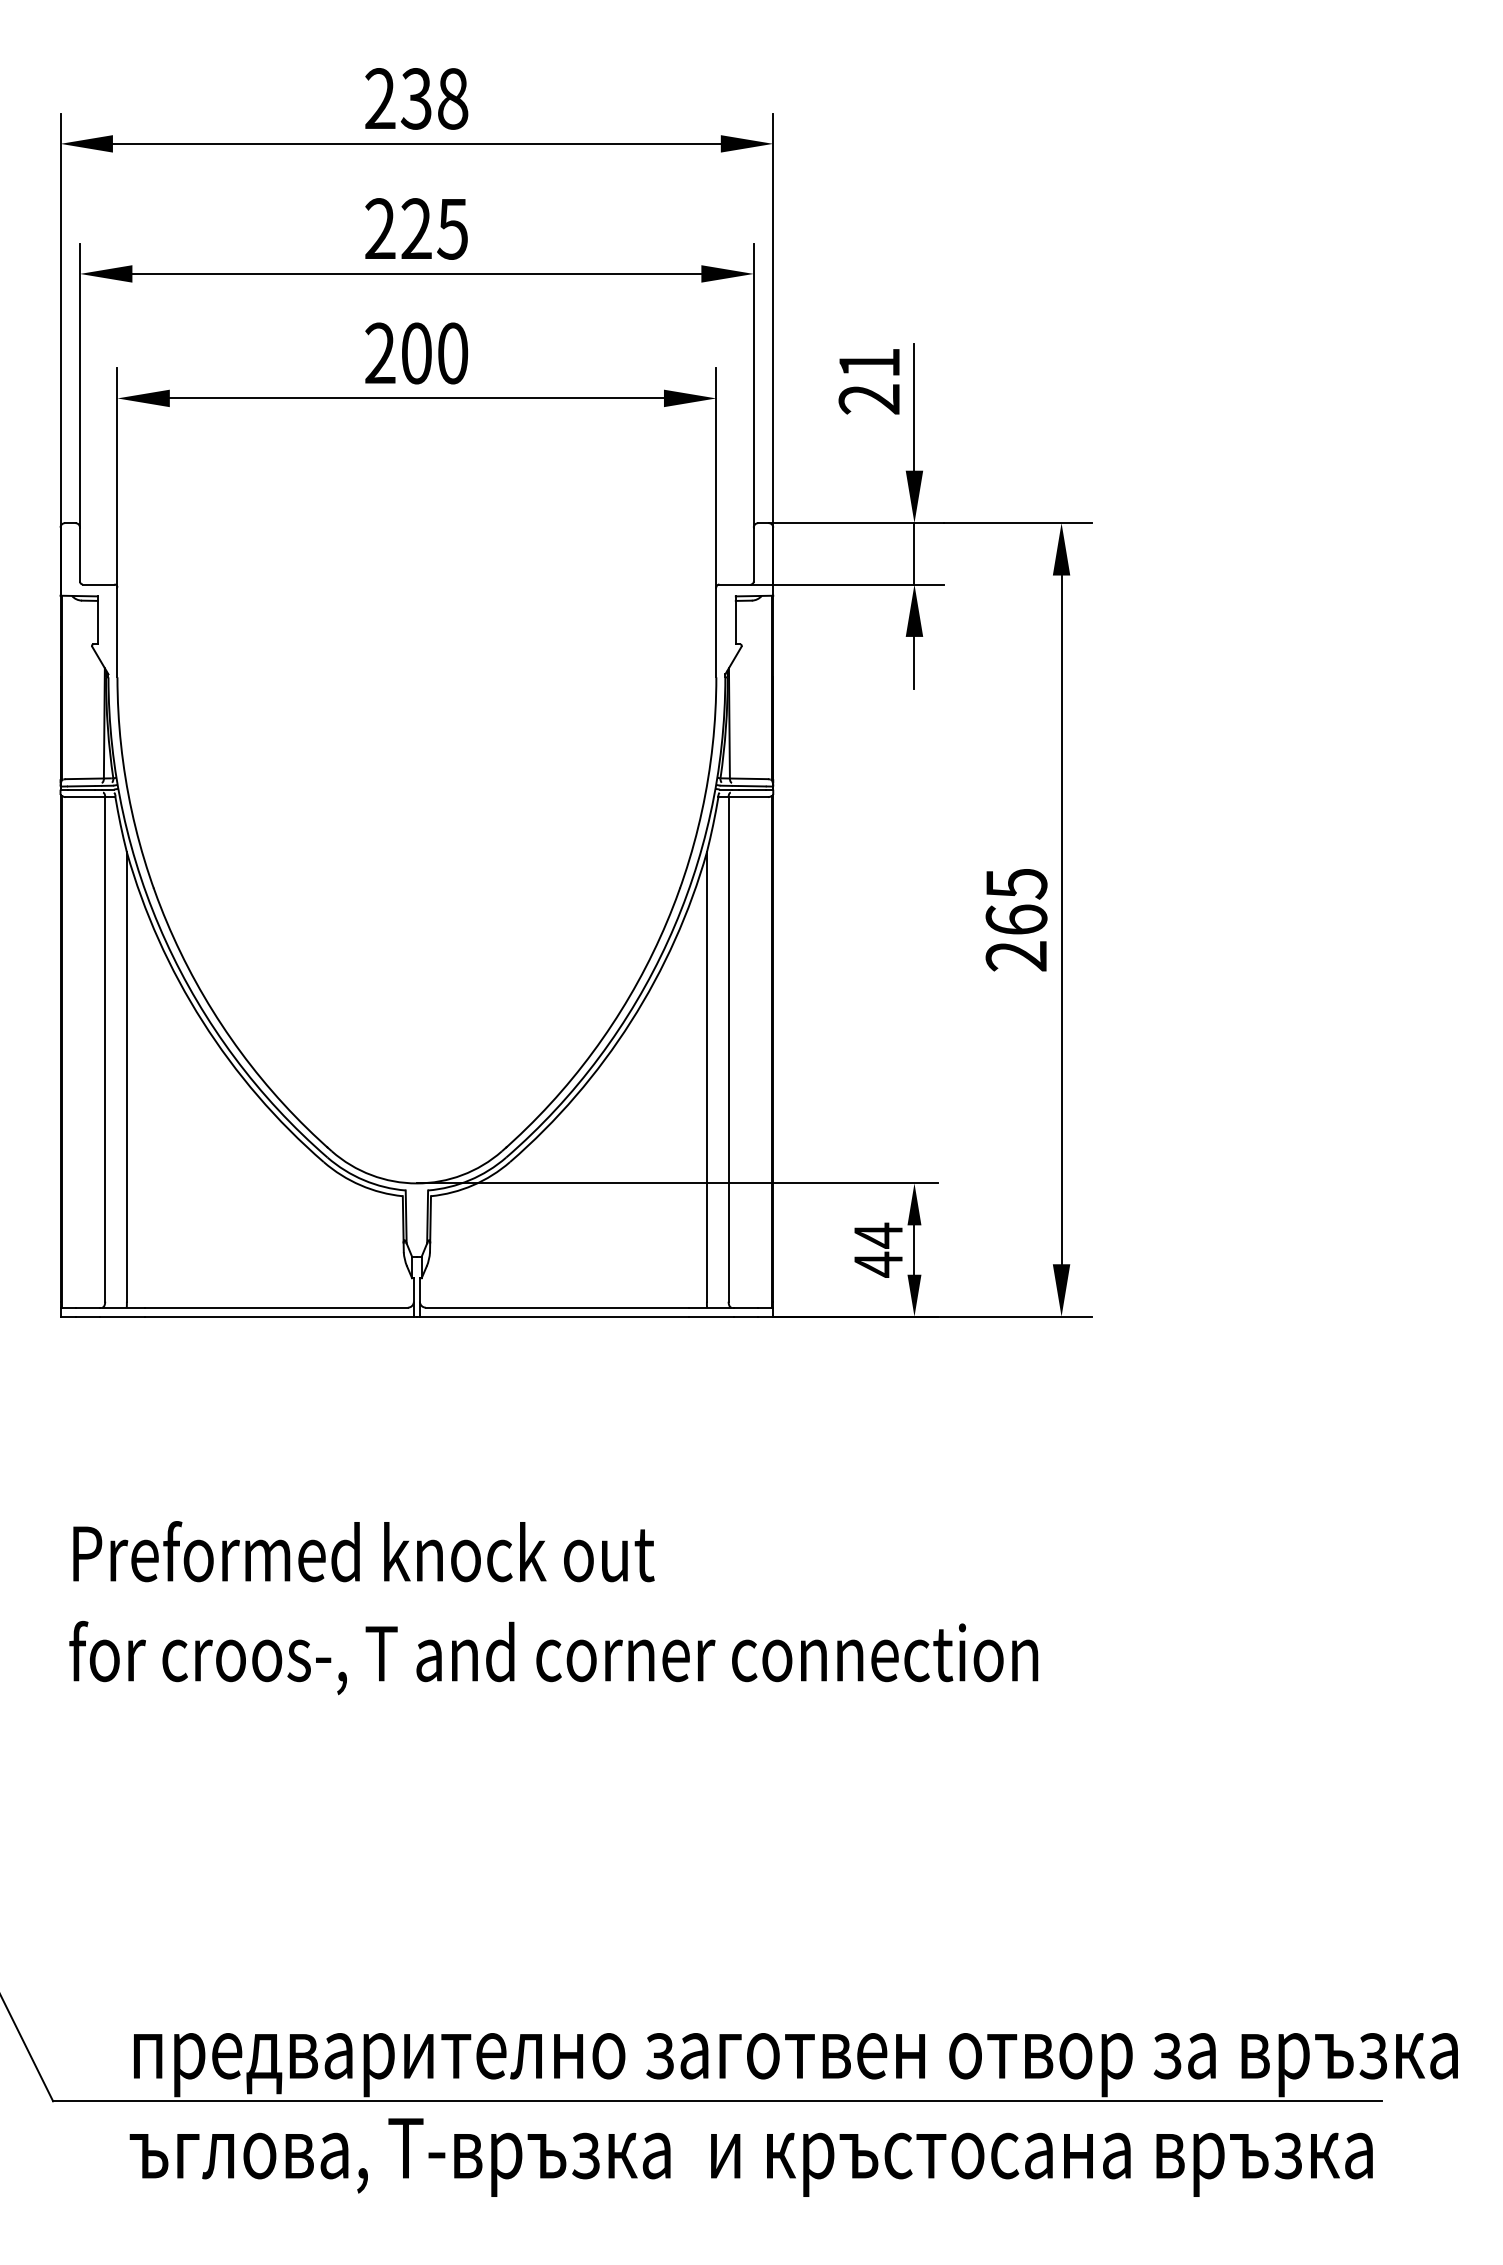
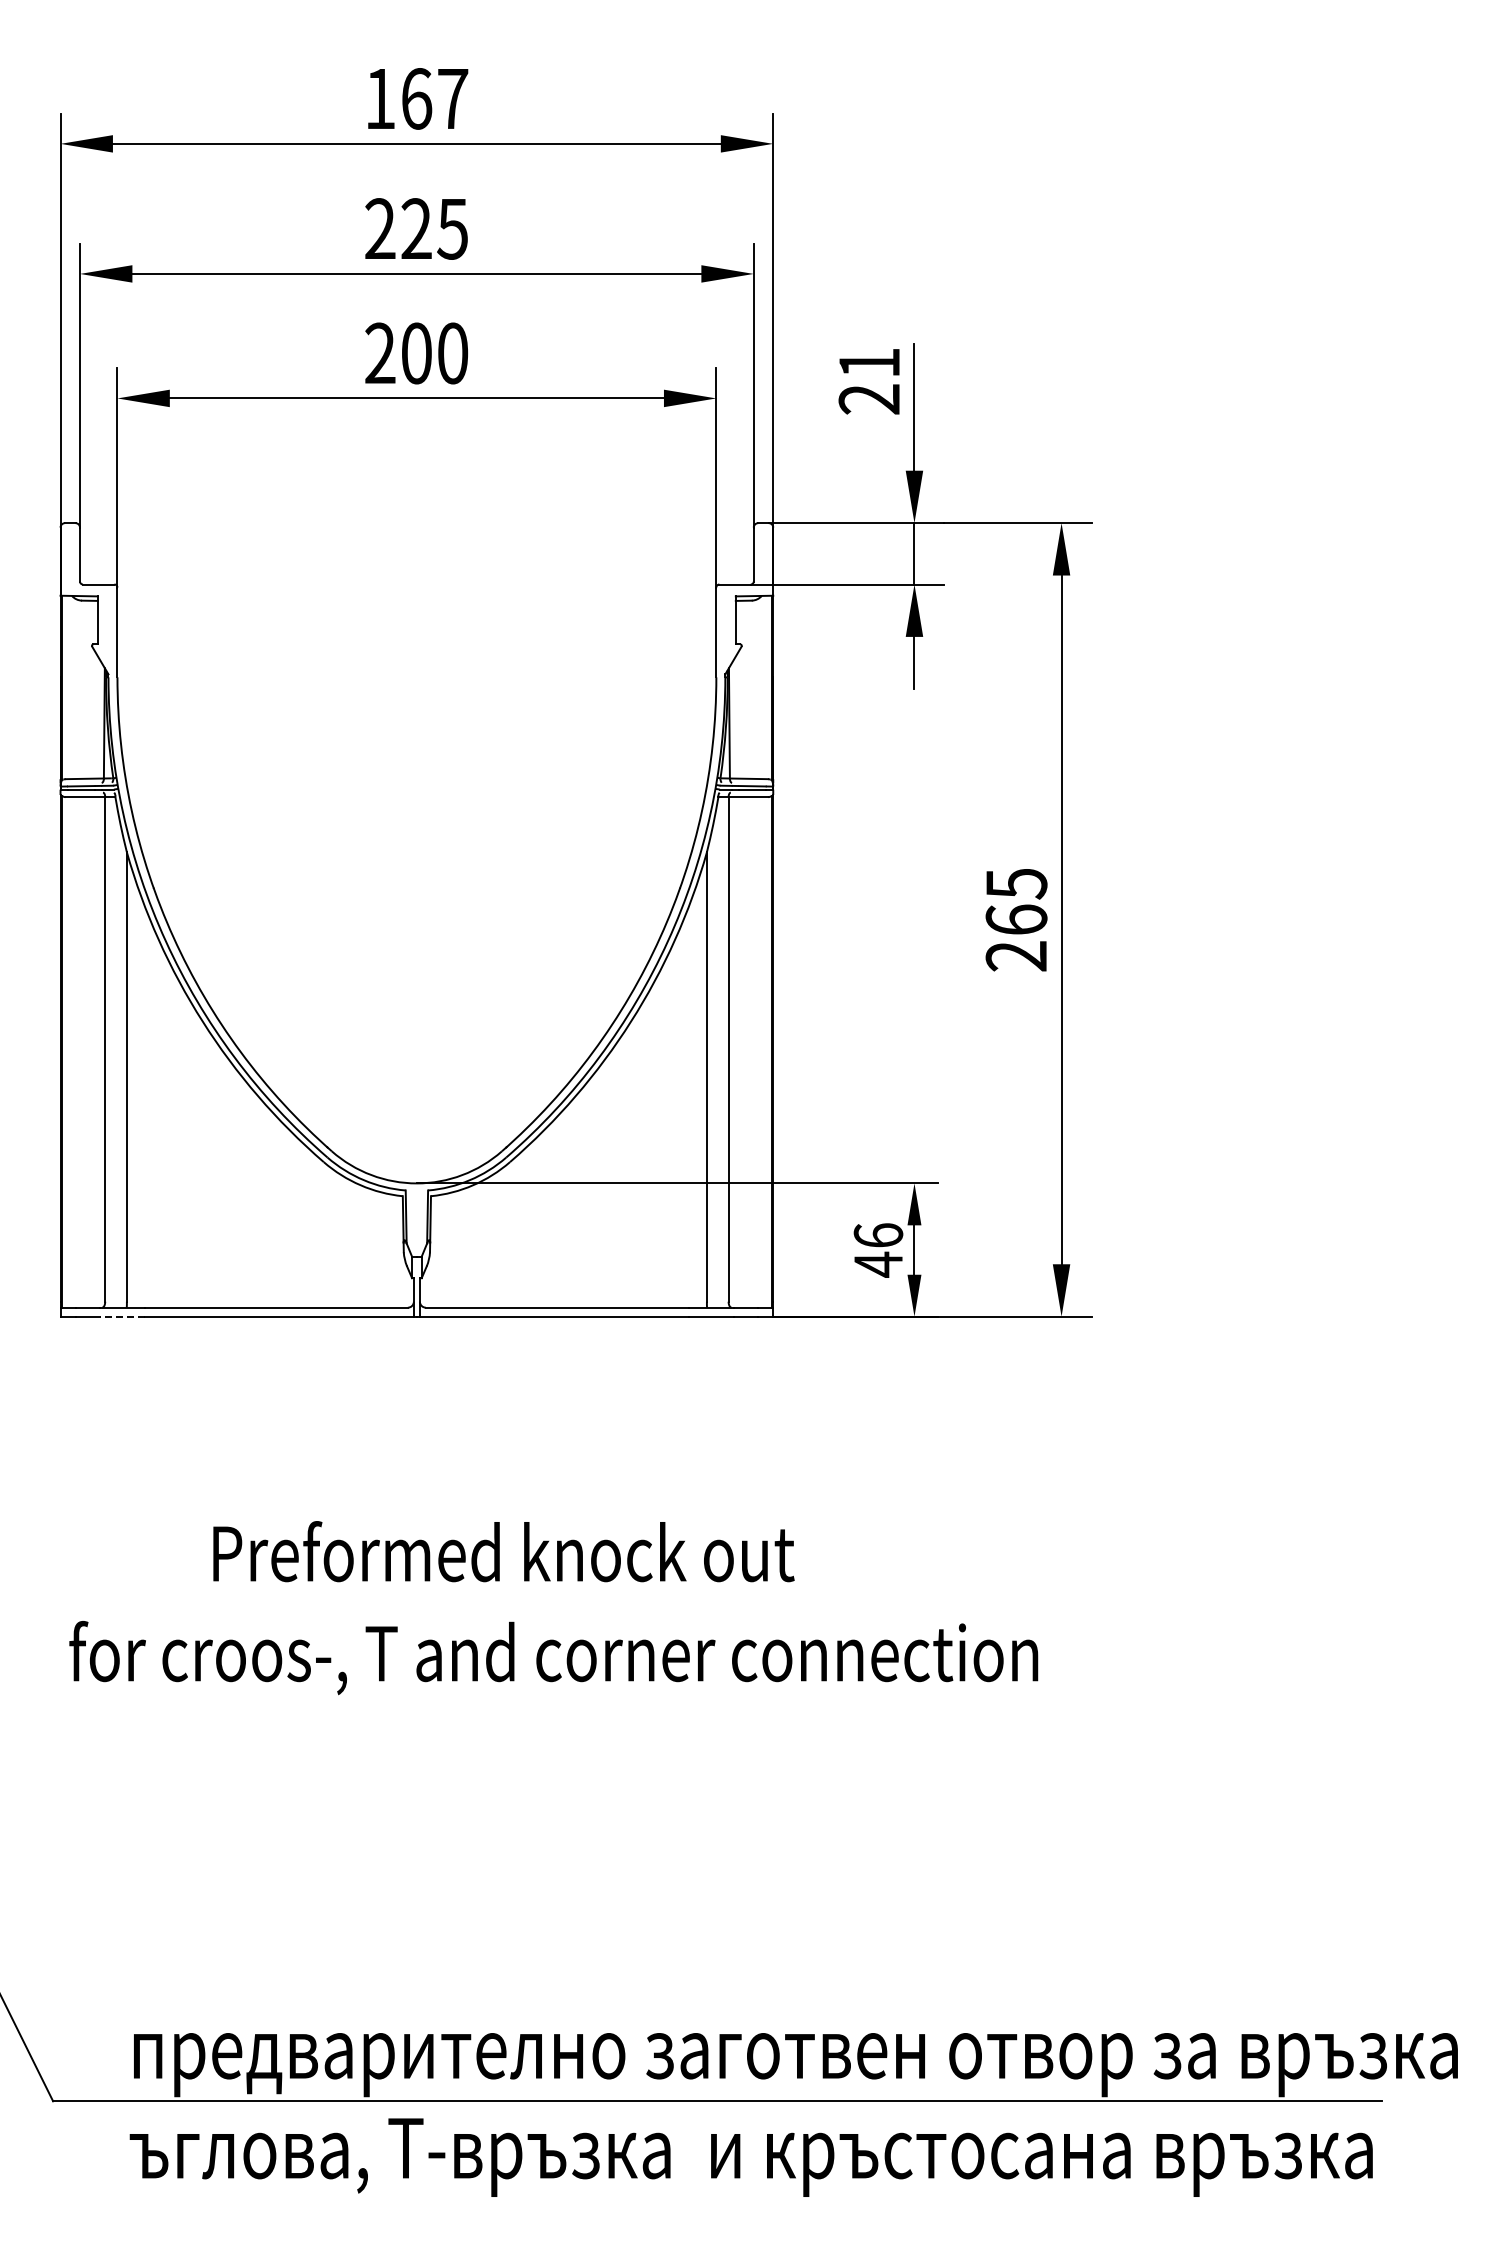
text: 238 -> 167 (416, 98)
text: 44 -> 46 (878, 1235)
line: solid -> dashed (122, 1316)
text position: (363, 1551) -> (503, 1551) (503, 1551)
